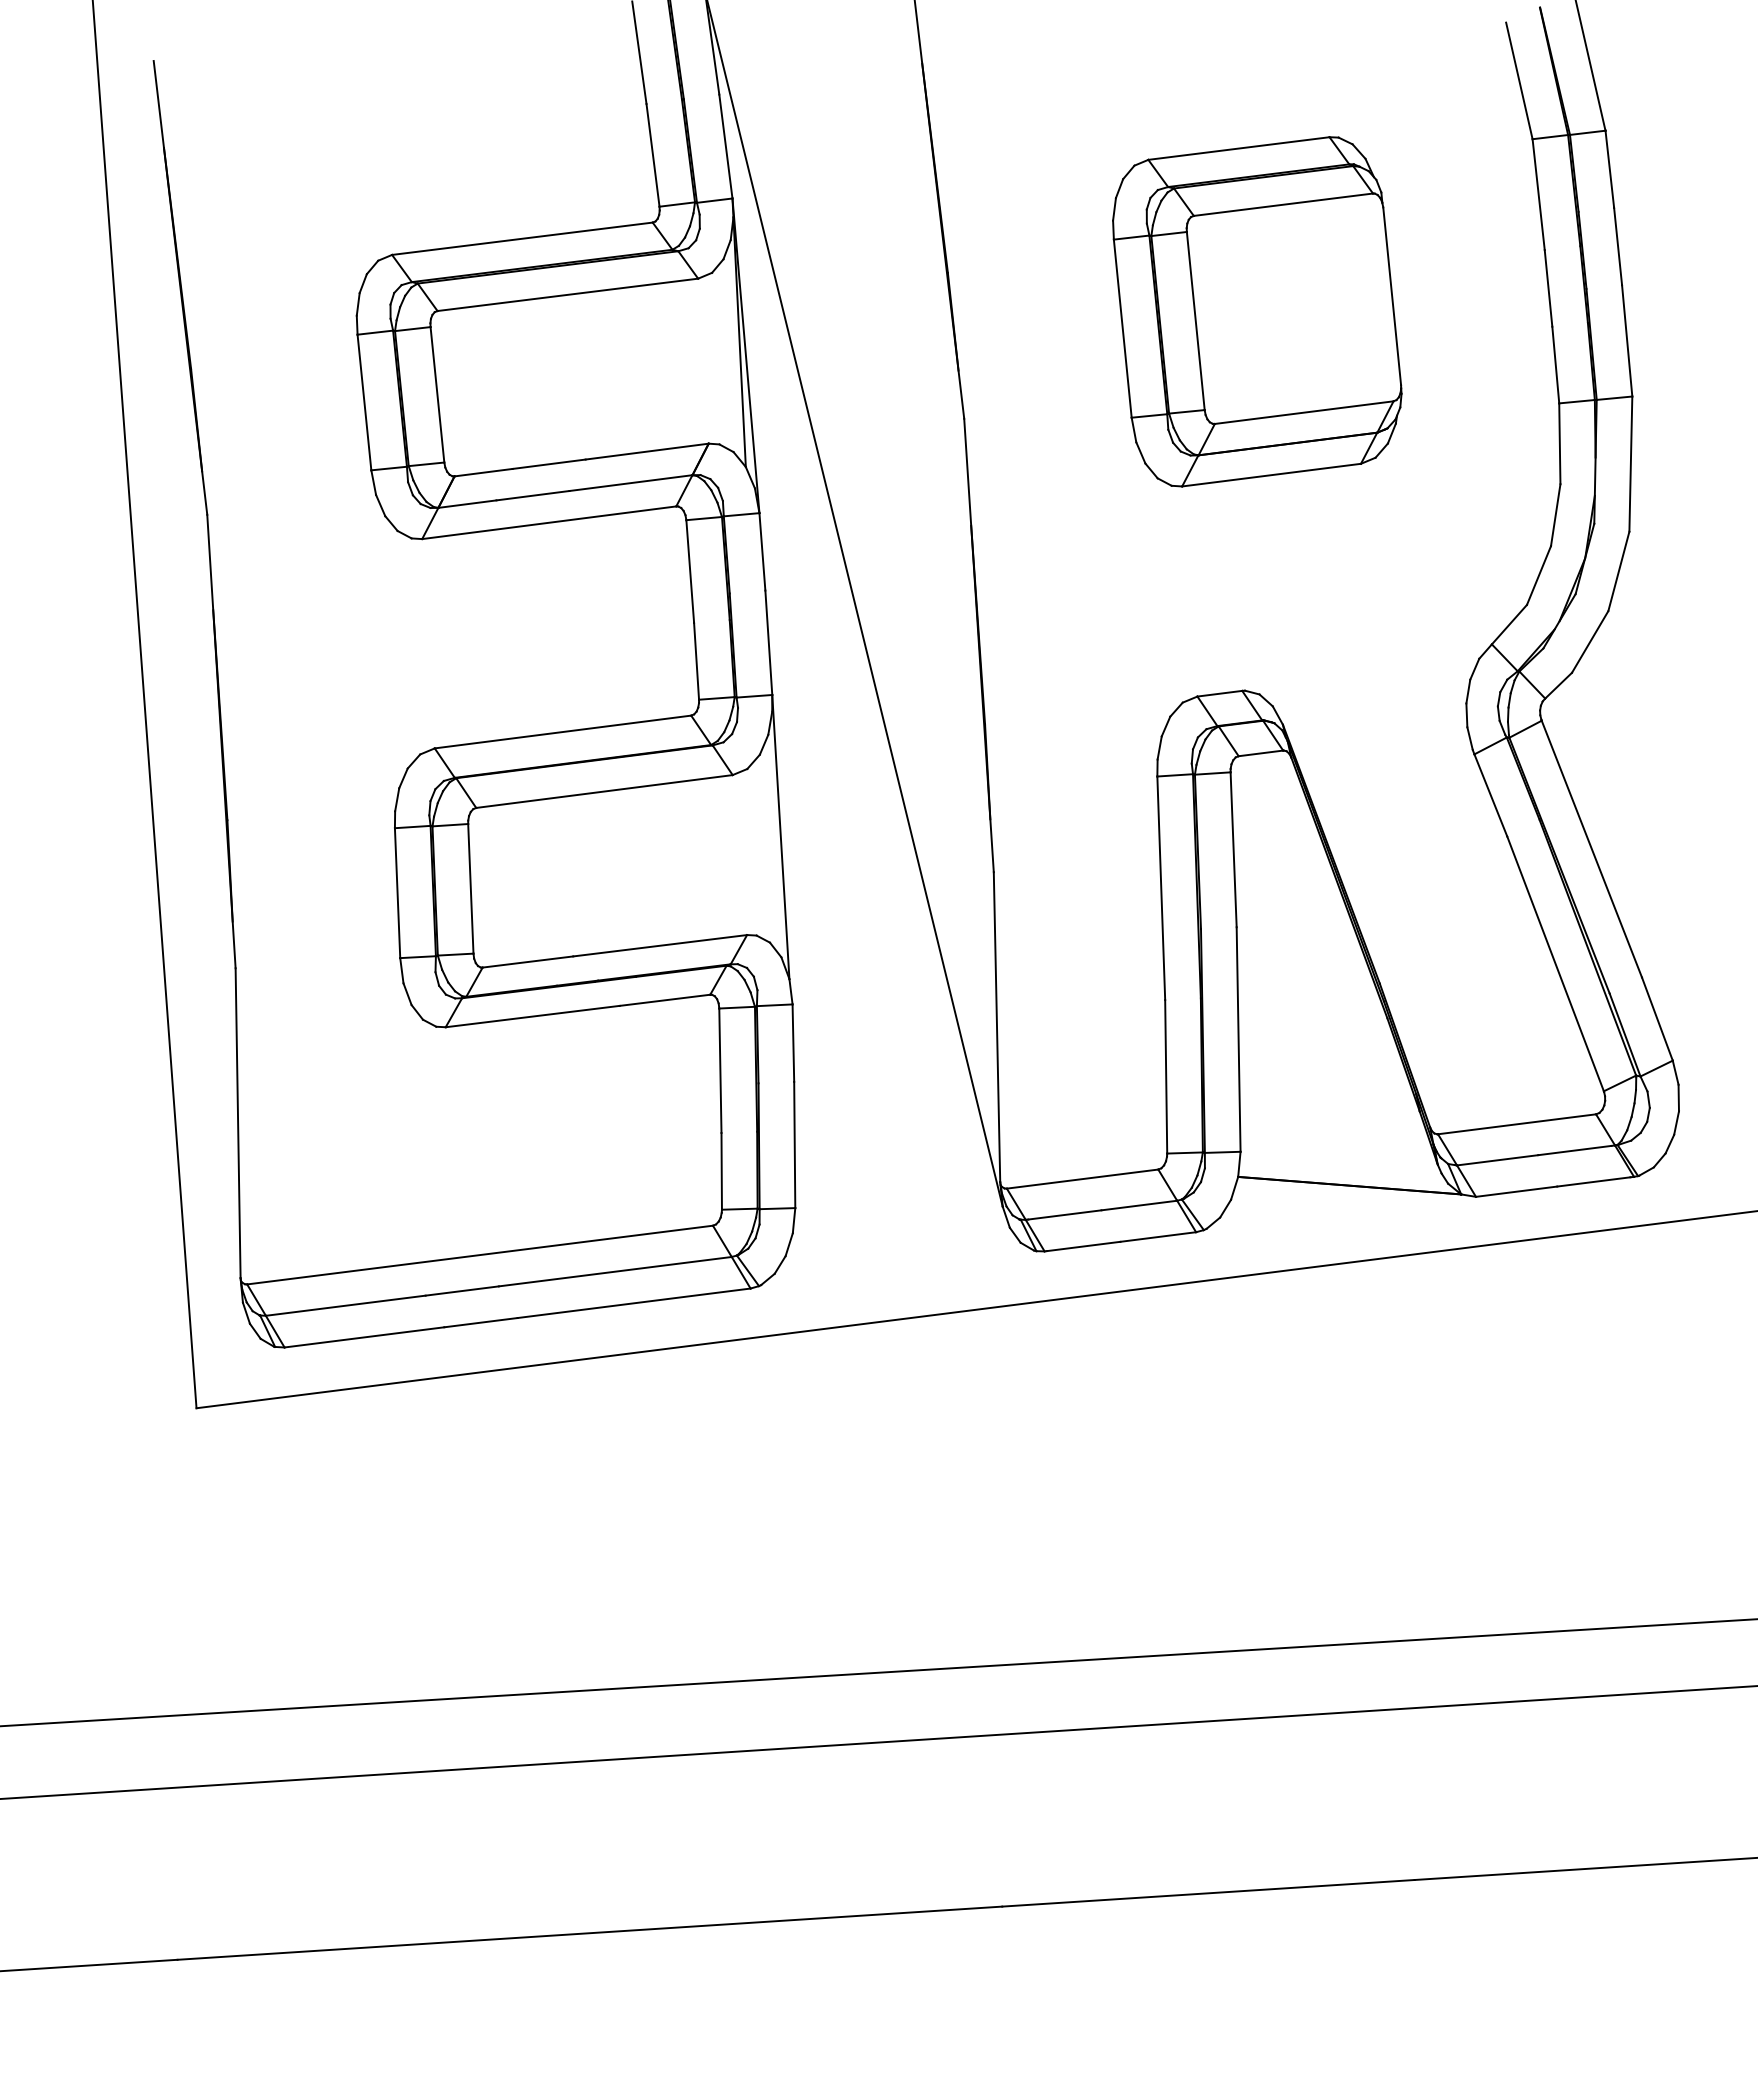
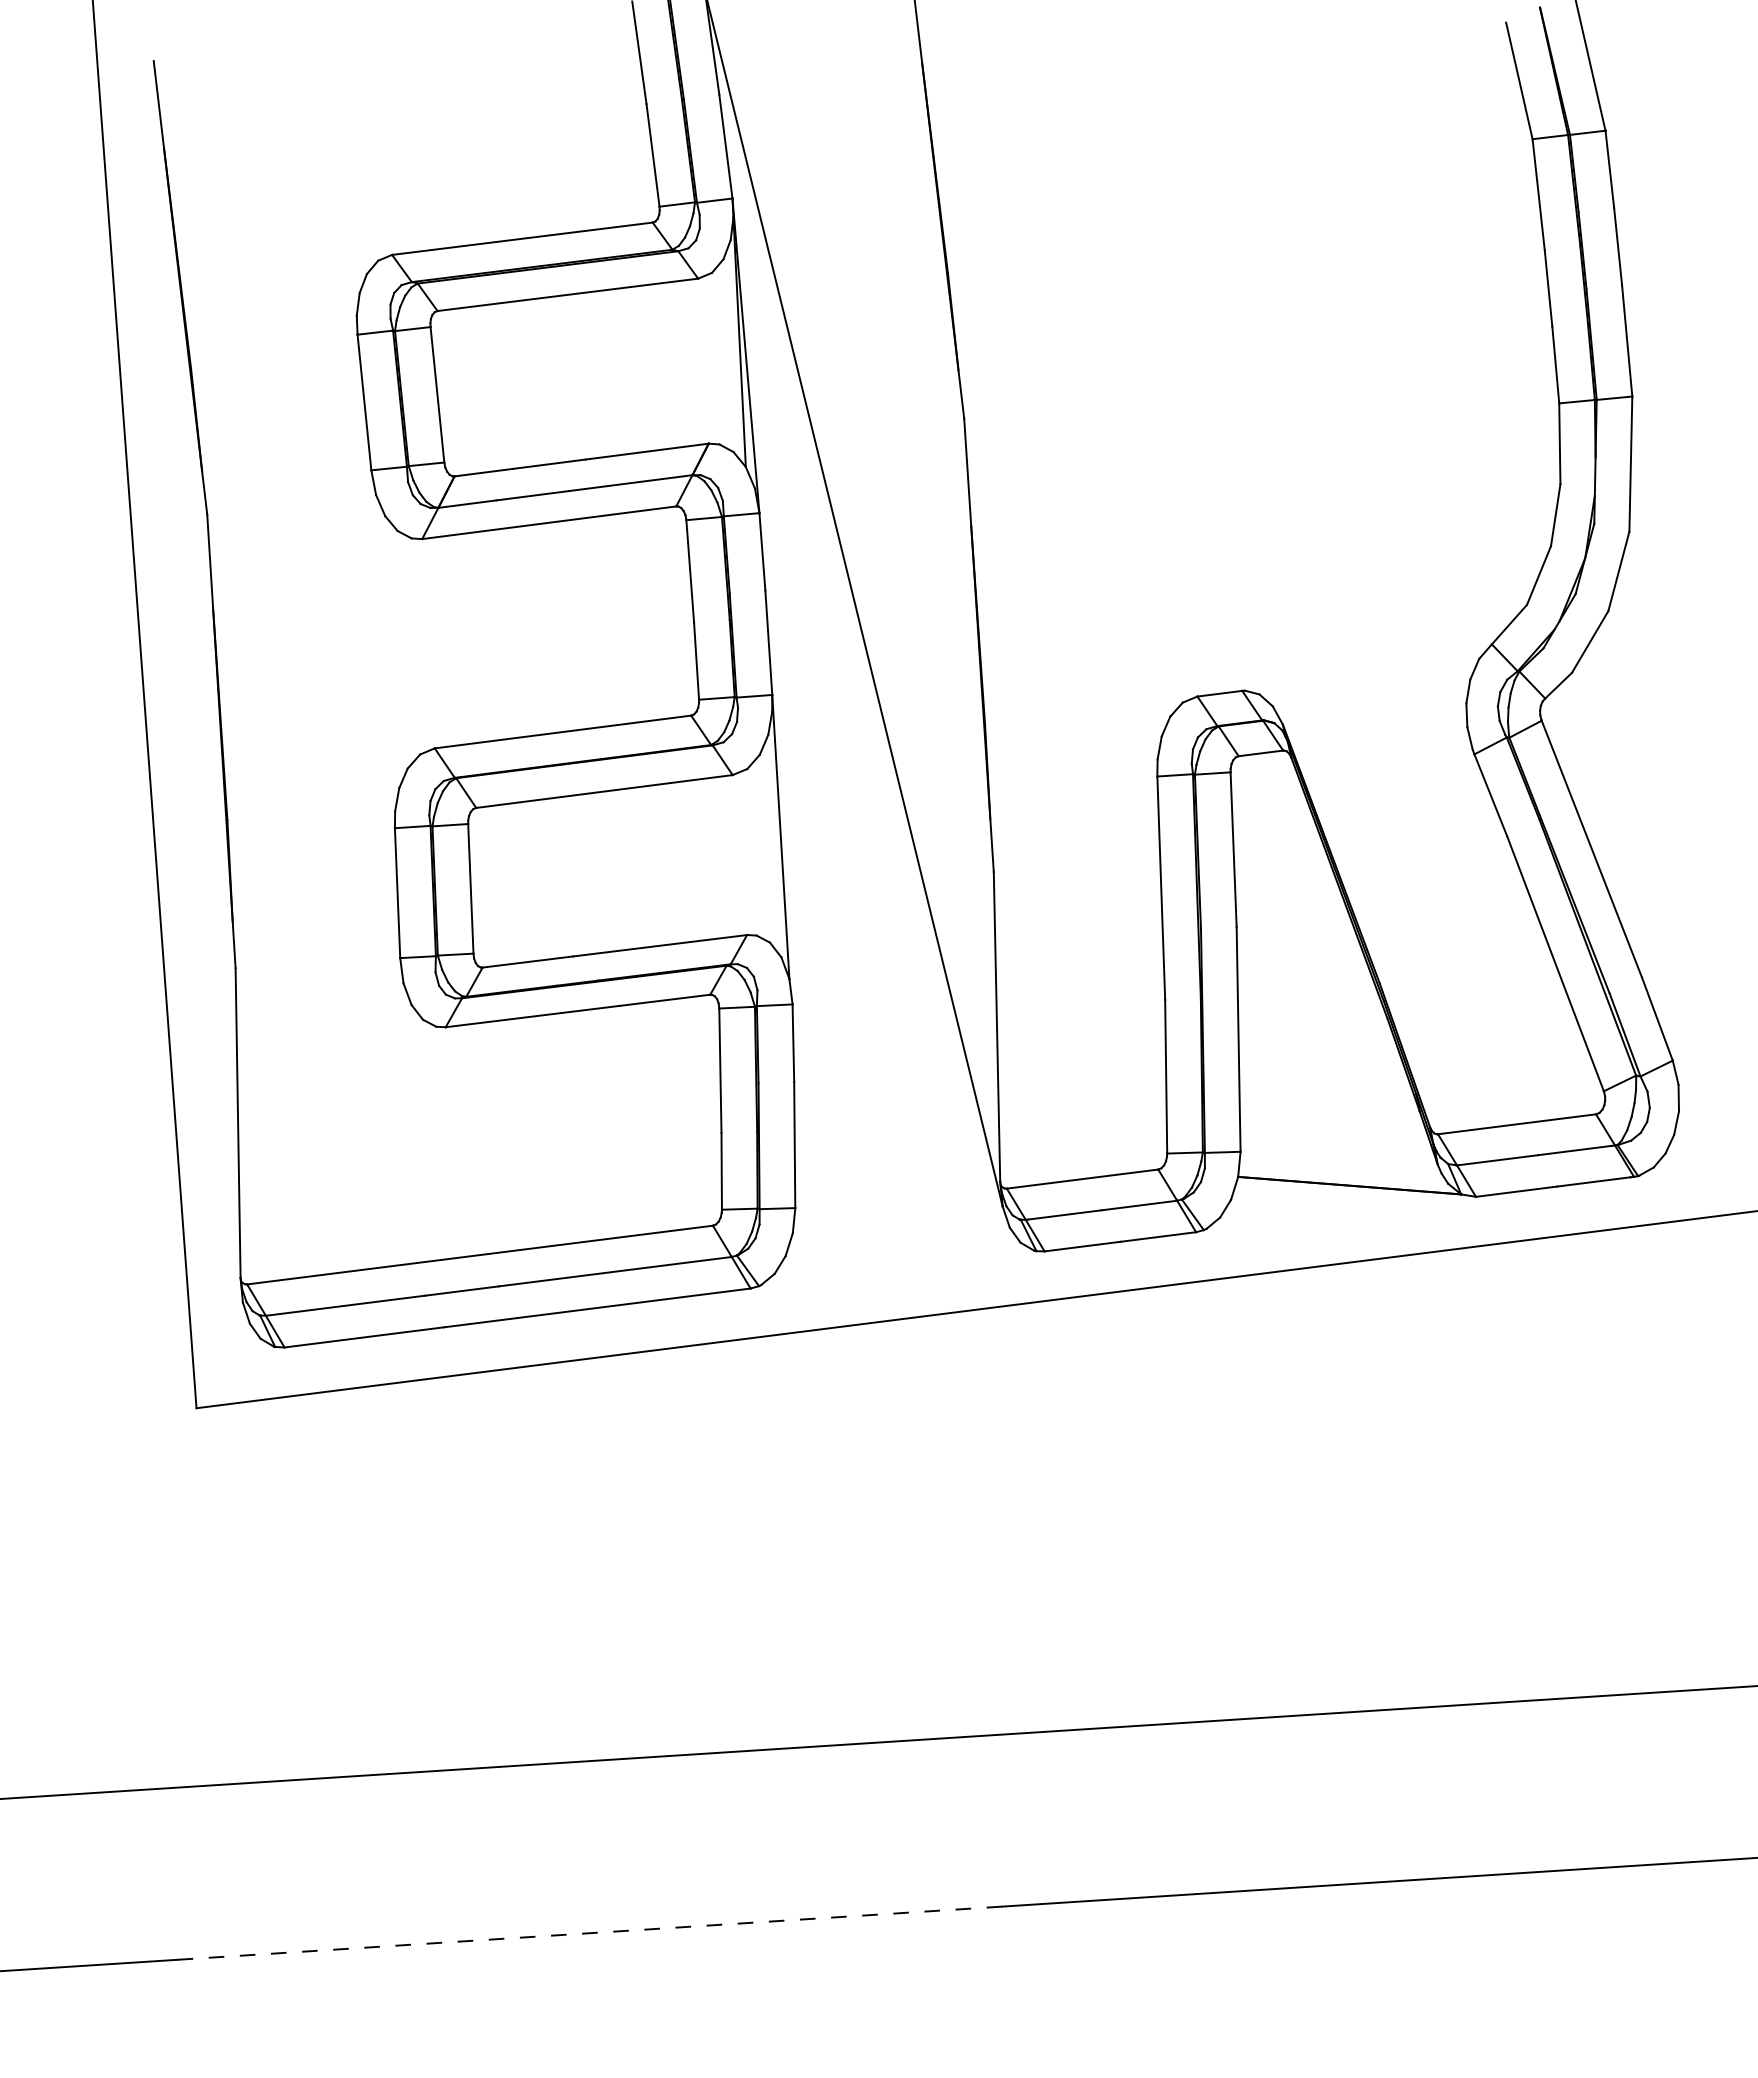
part: present -> none (1257, 311)
line: present -> none (878, 1672)
line: solid -> dashed (589, 1933)
